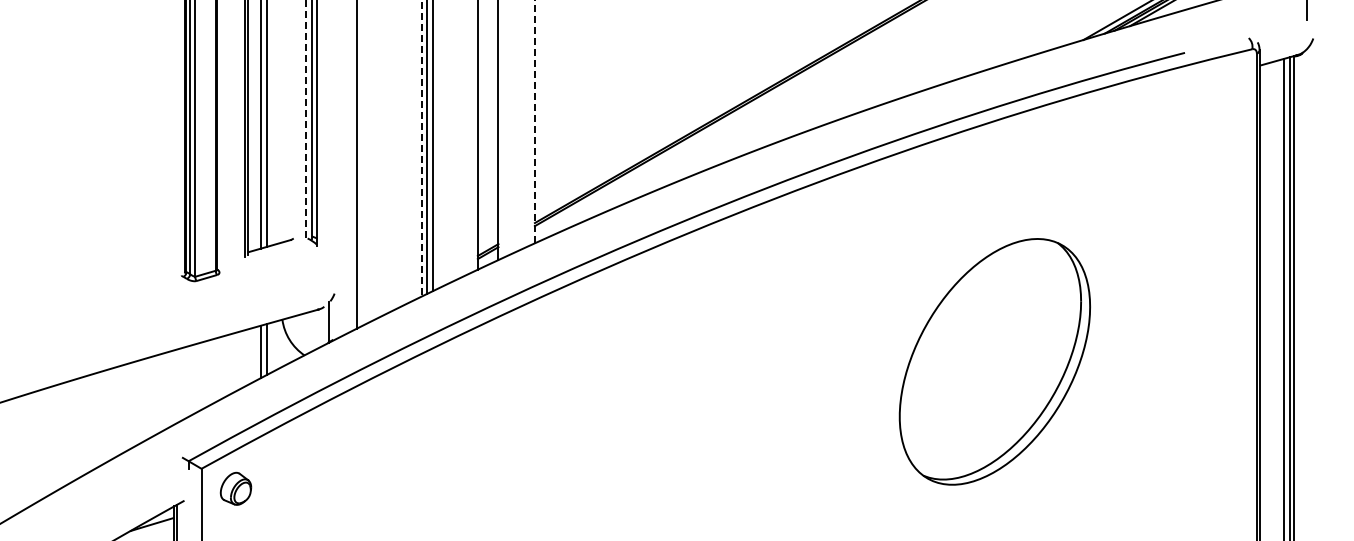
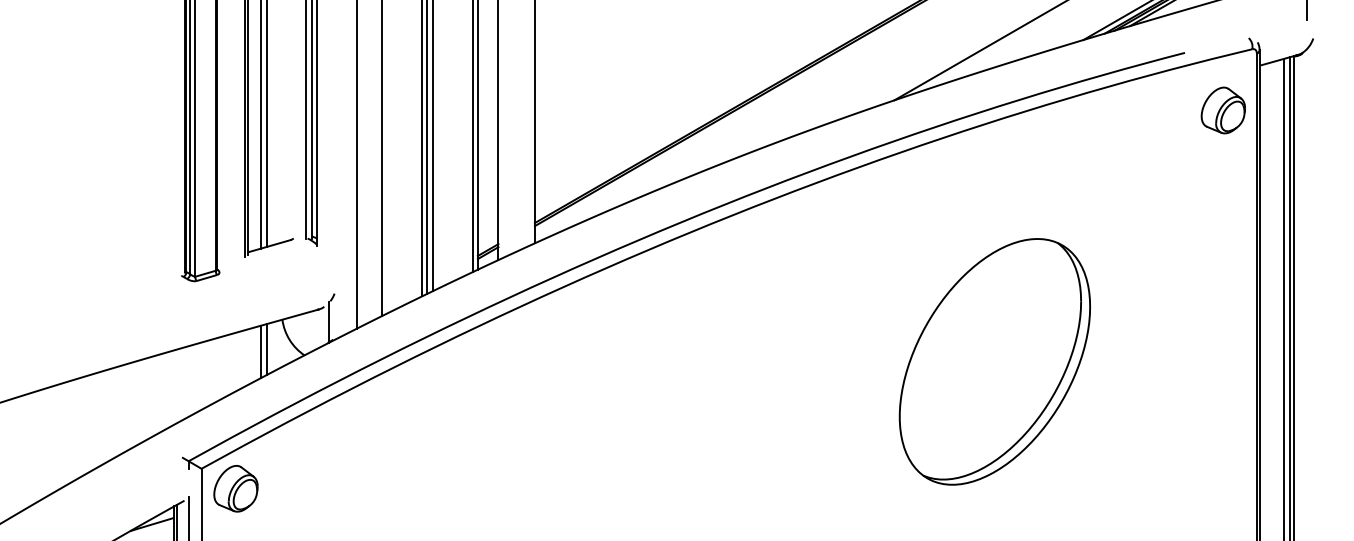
line: none -> present (979, 51)
part: none -> present (1222, 110)
line: dashed -> solid (306, 120)
line: dashed -> solid (534, 121)
line: none -> present (472, 137)
line: dashed -> solid (422, 148)
line: none -> present (382, 158)
part size: 34x35 px -> 46x48 px (235, 488)
line: none -> present (188, 516)
